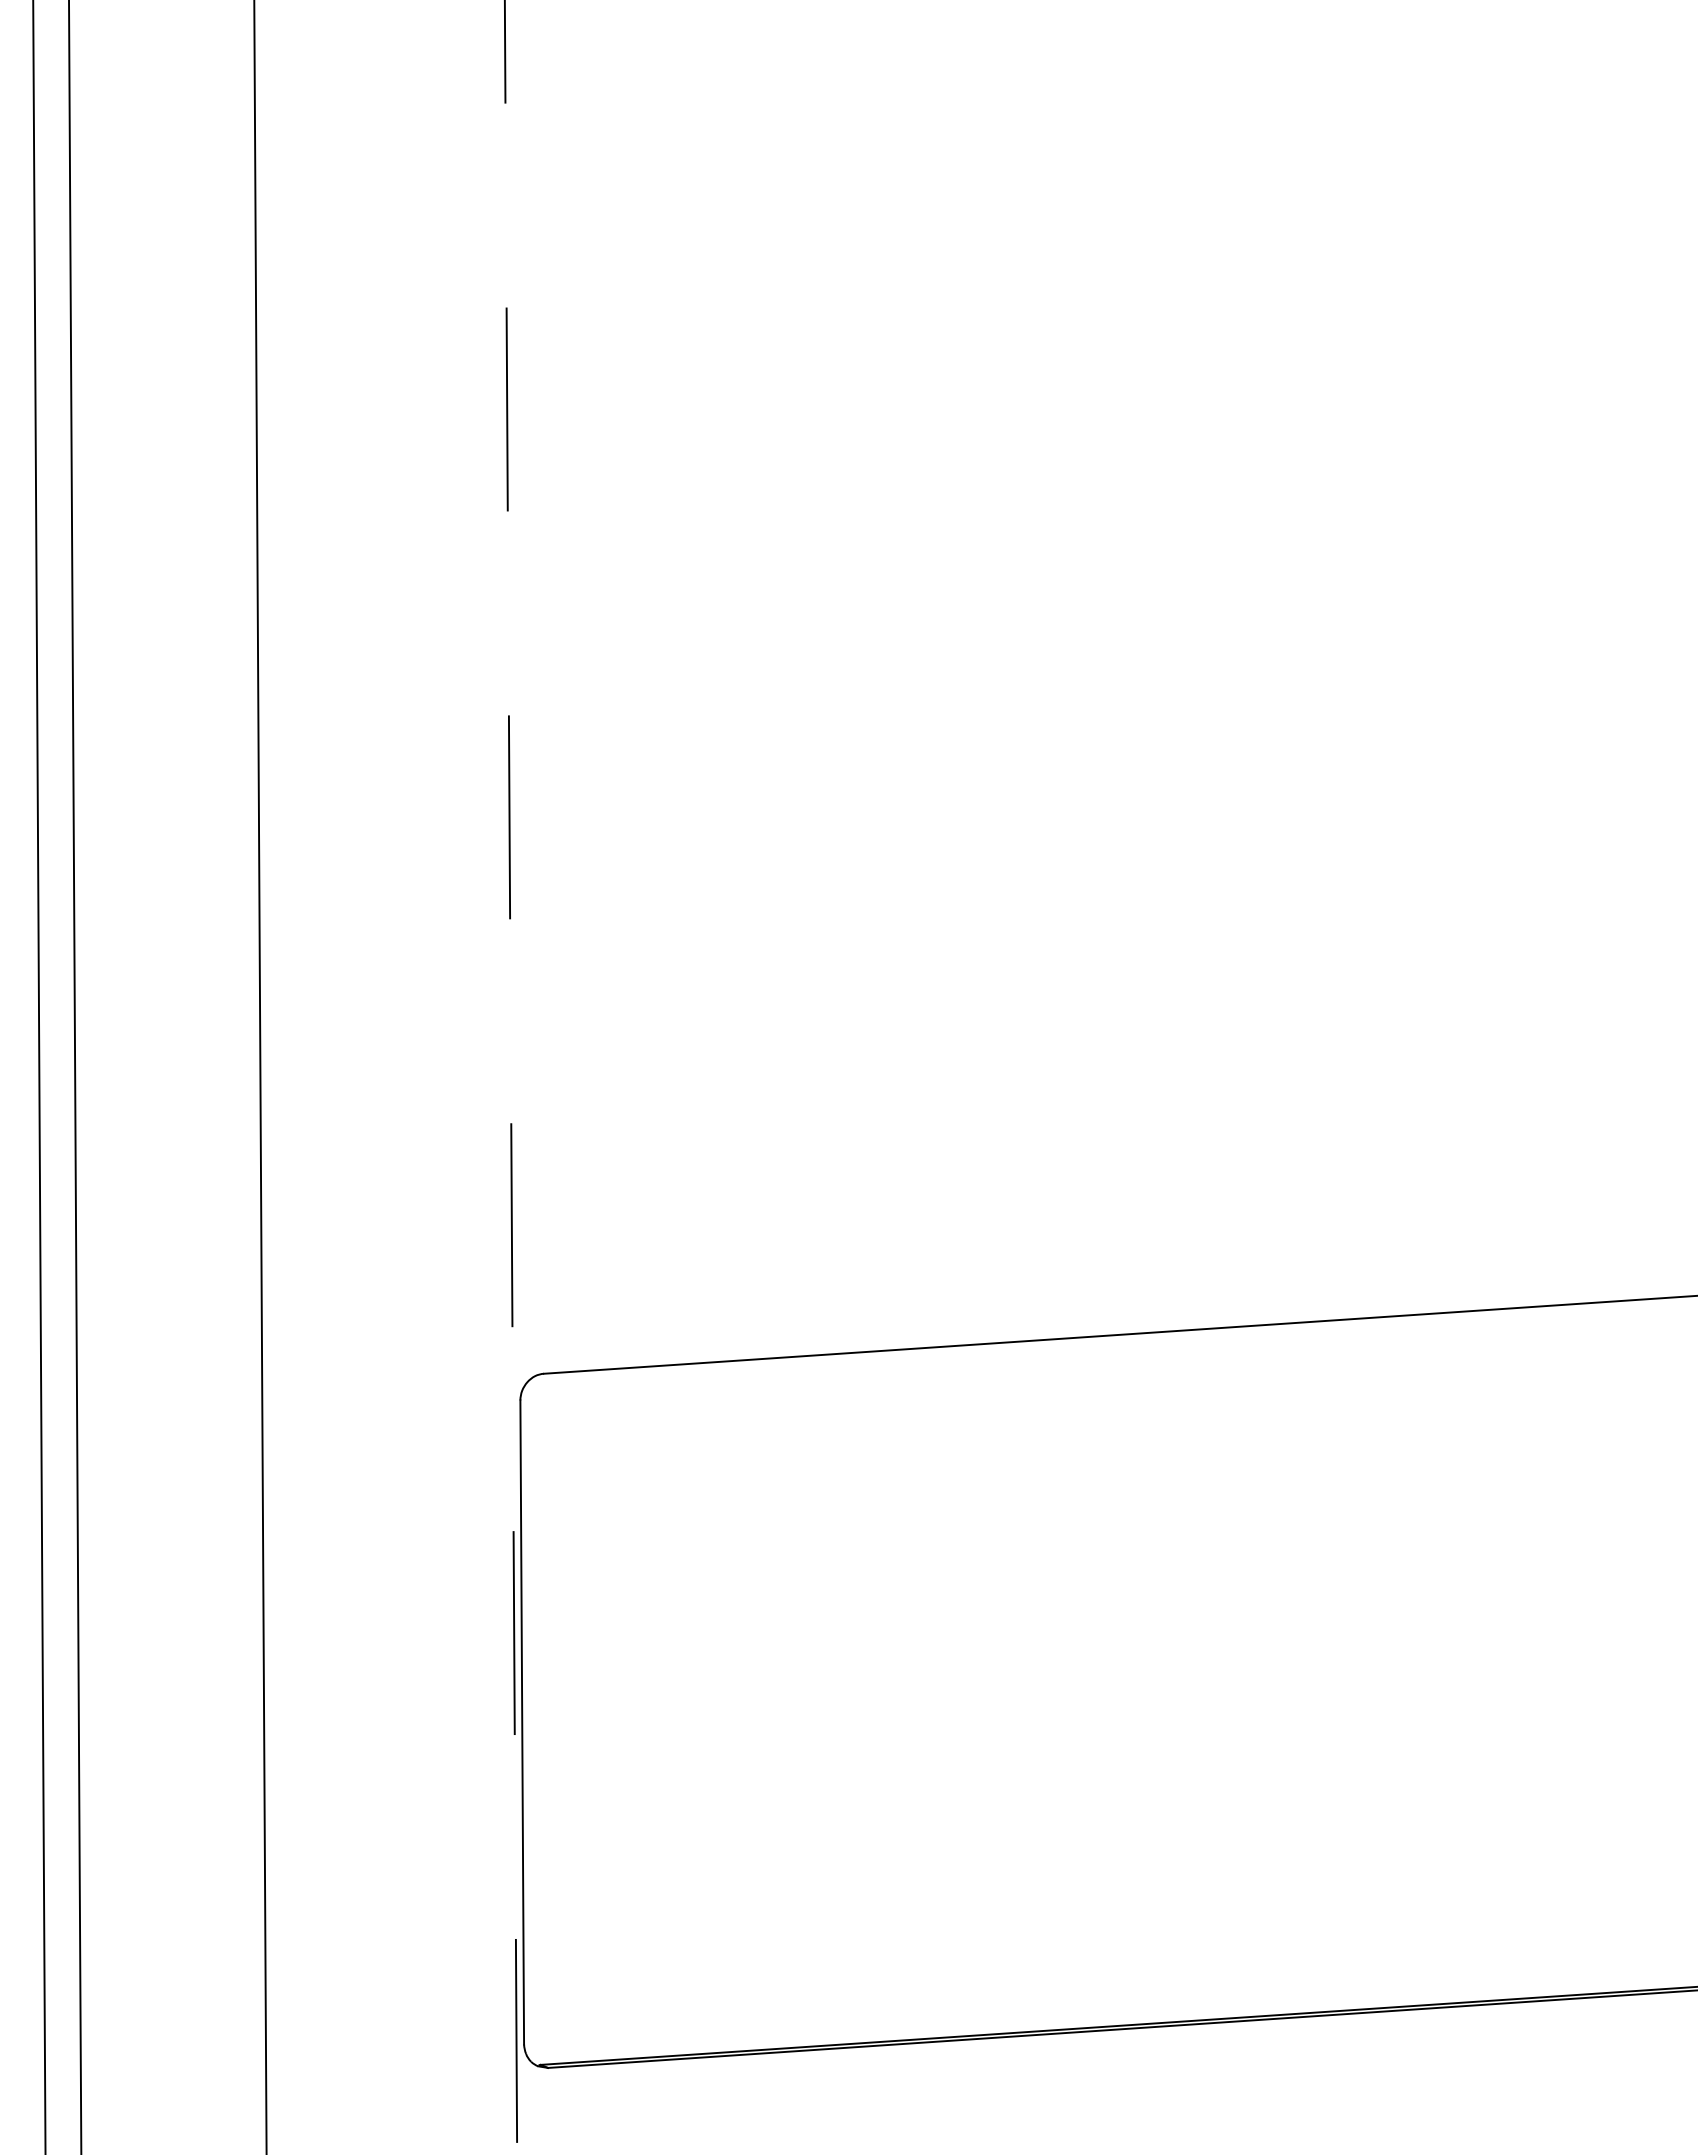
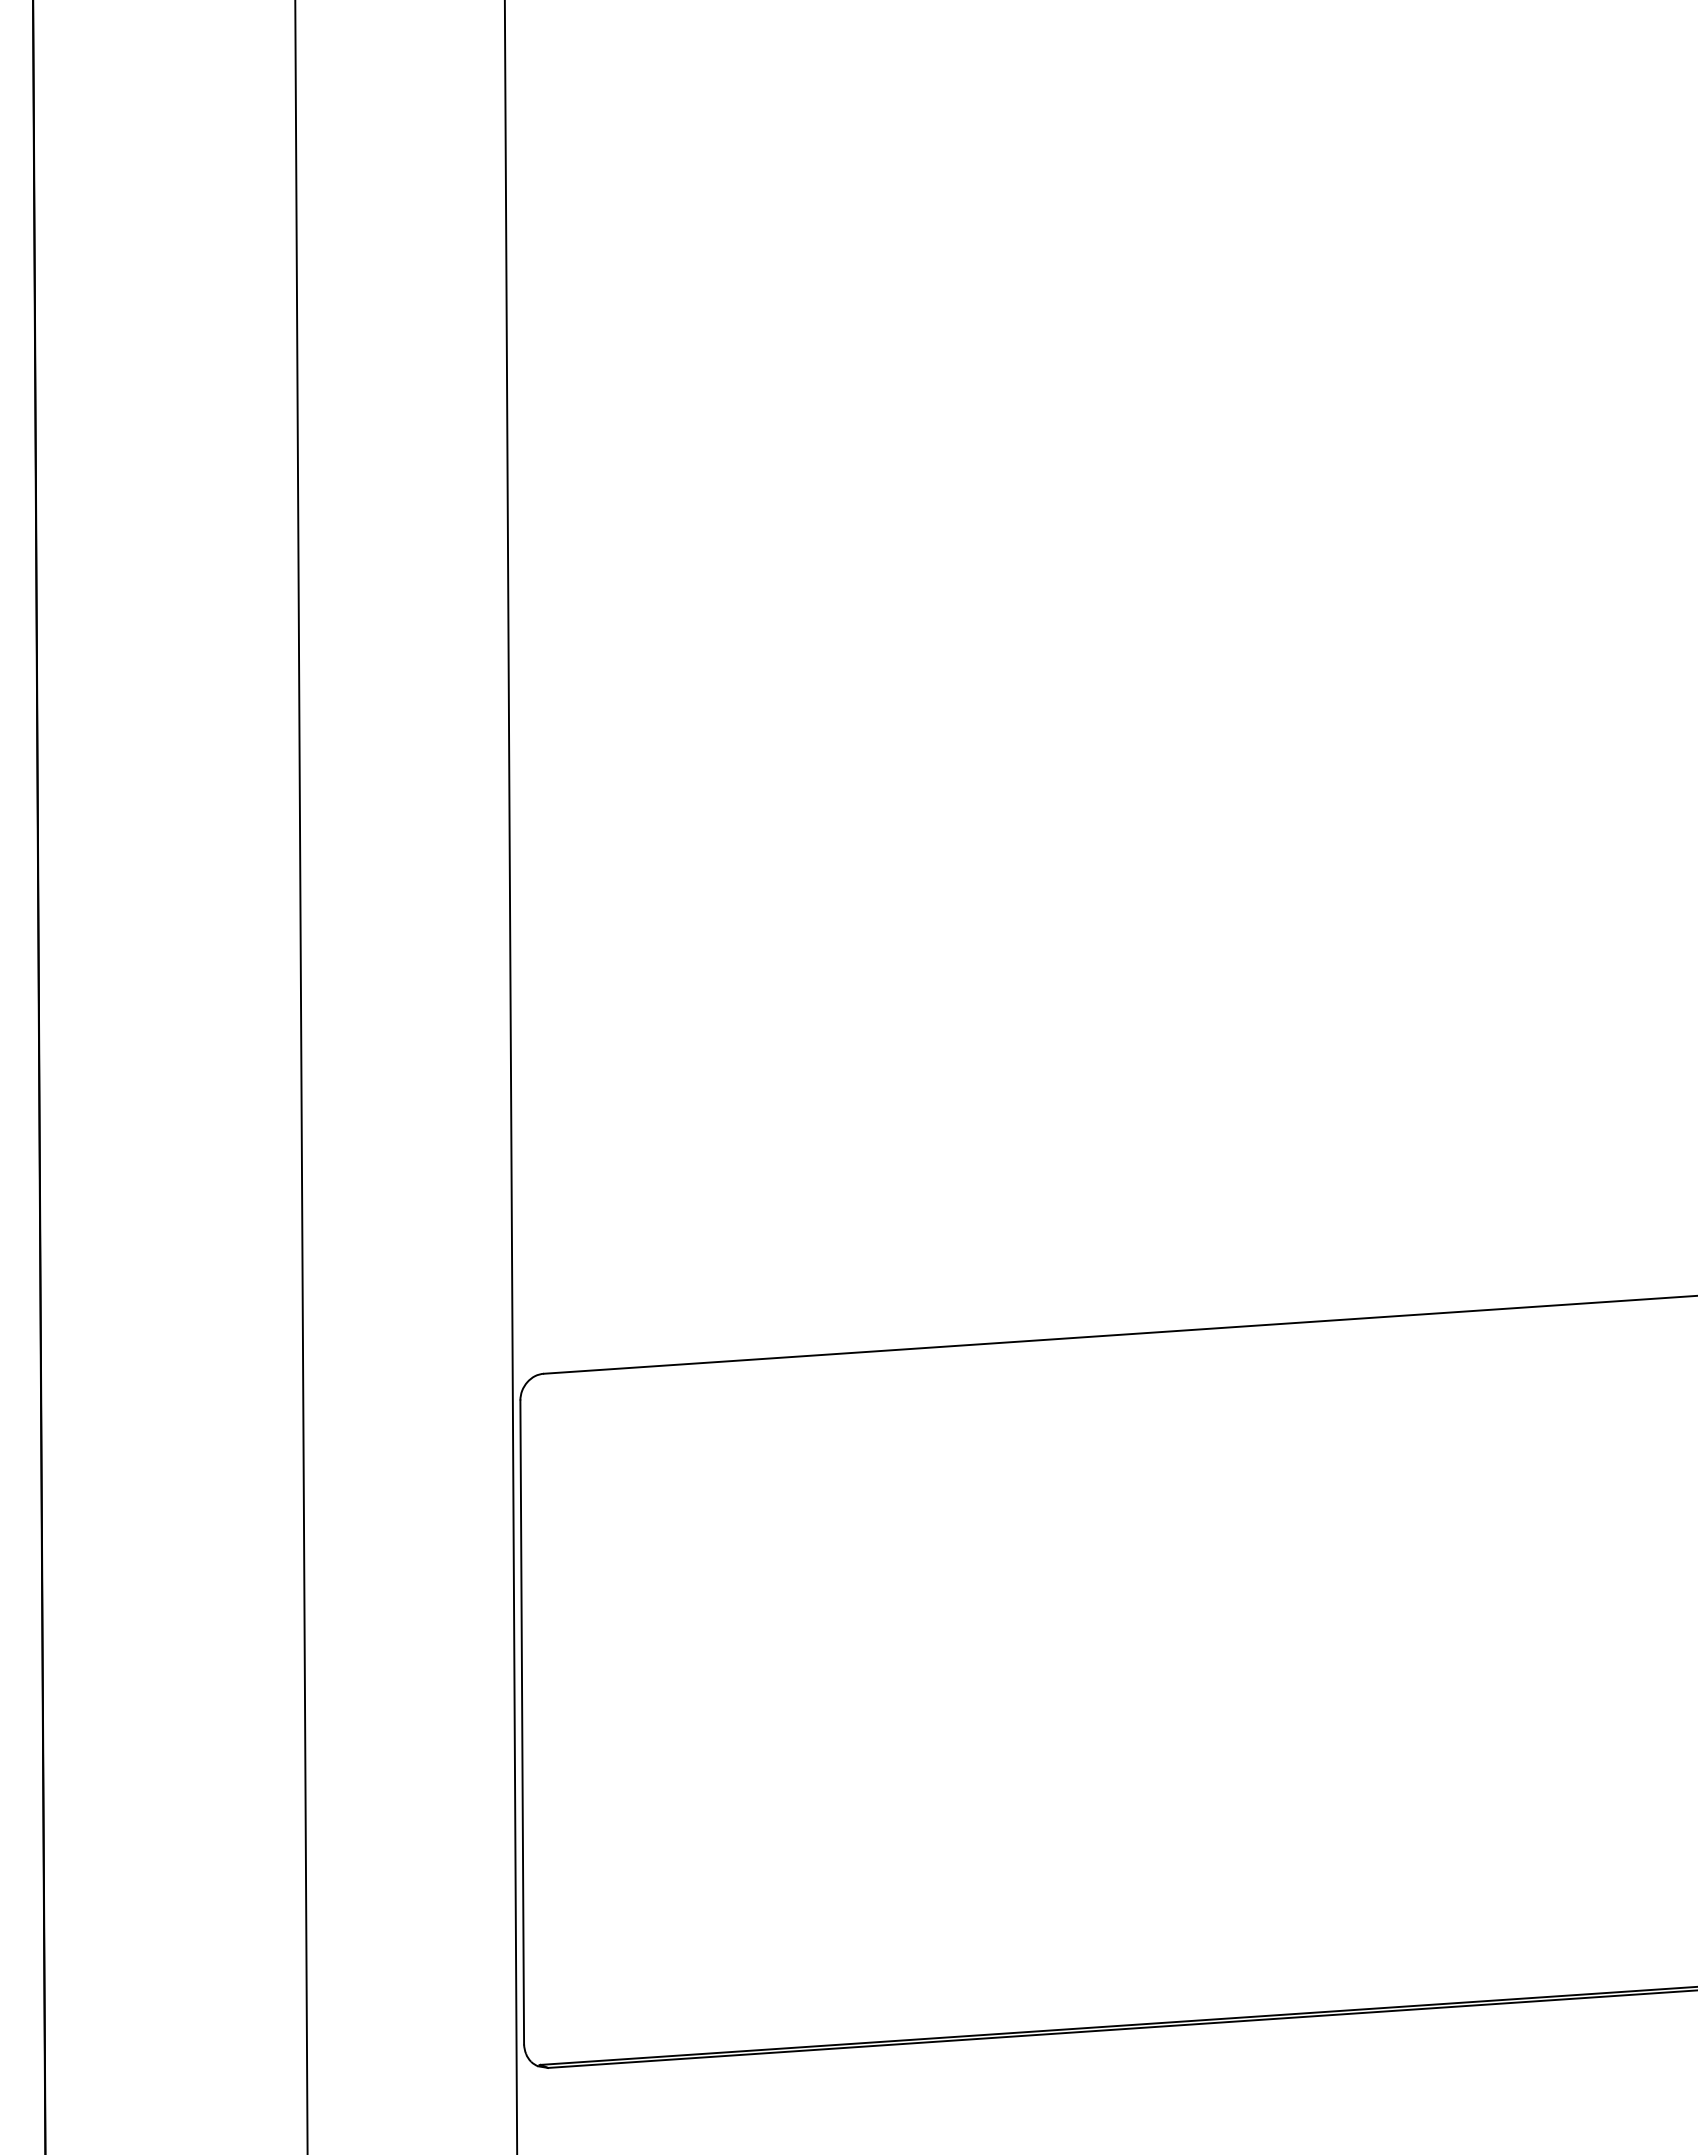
line position: (75, 1076) -> (39, 1076) (39, 1076)
line position: (260, 1076) -> (301, 1076) (301, 1076)
line: dashed -> solid (511, 1077)
